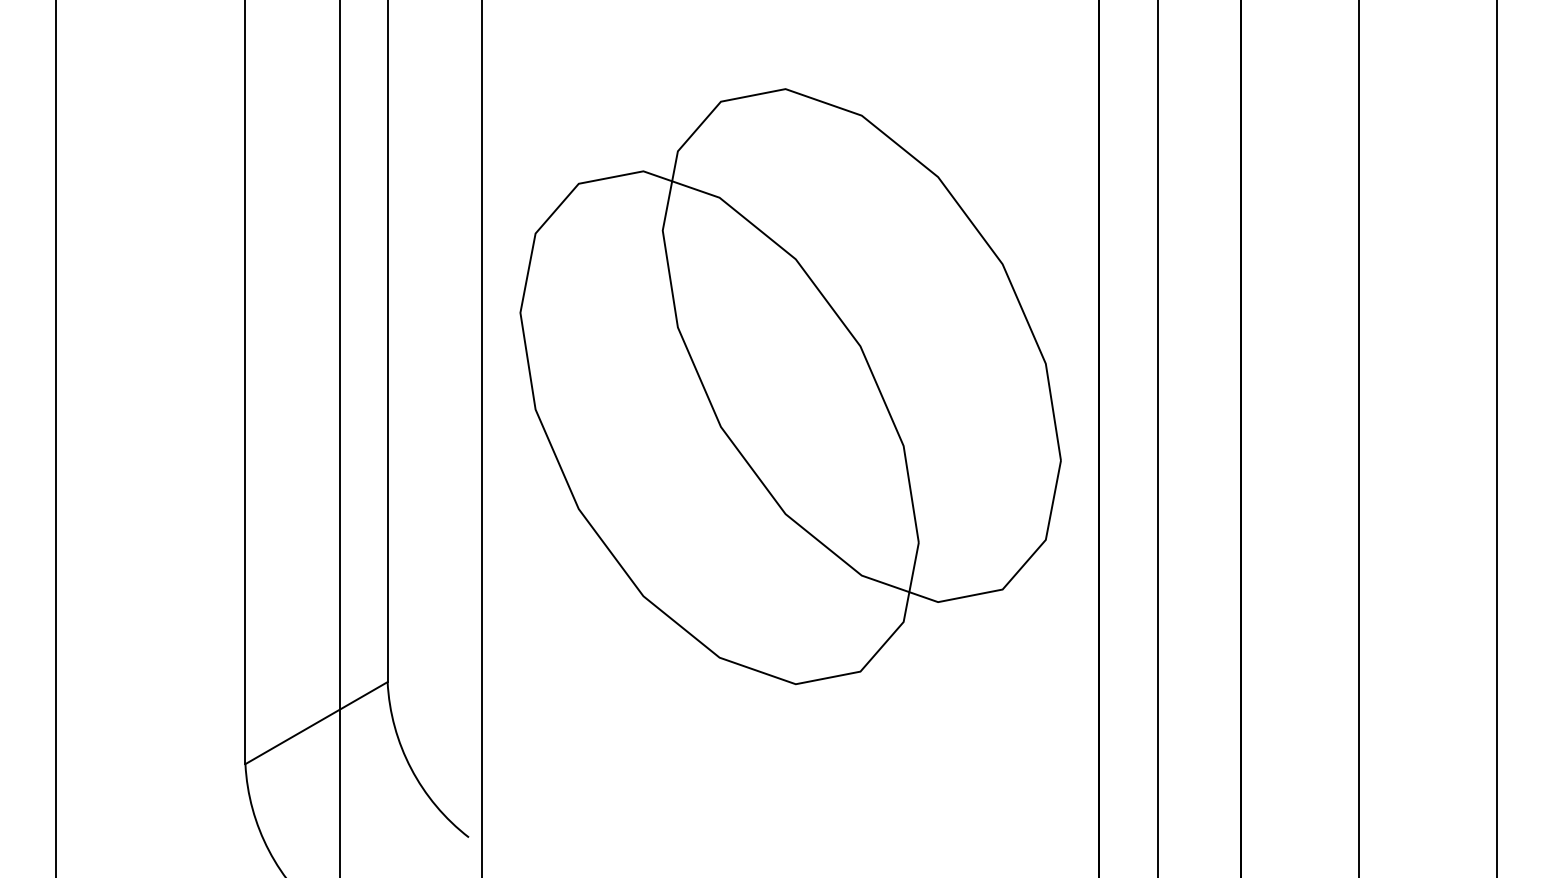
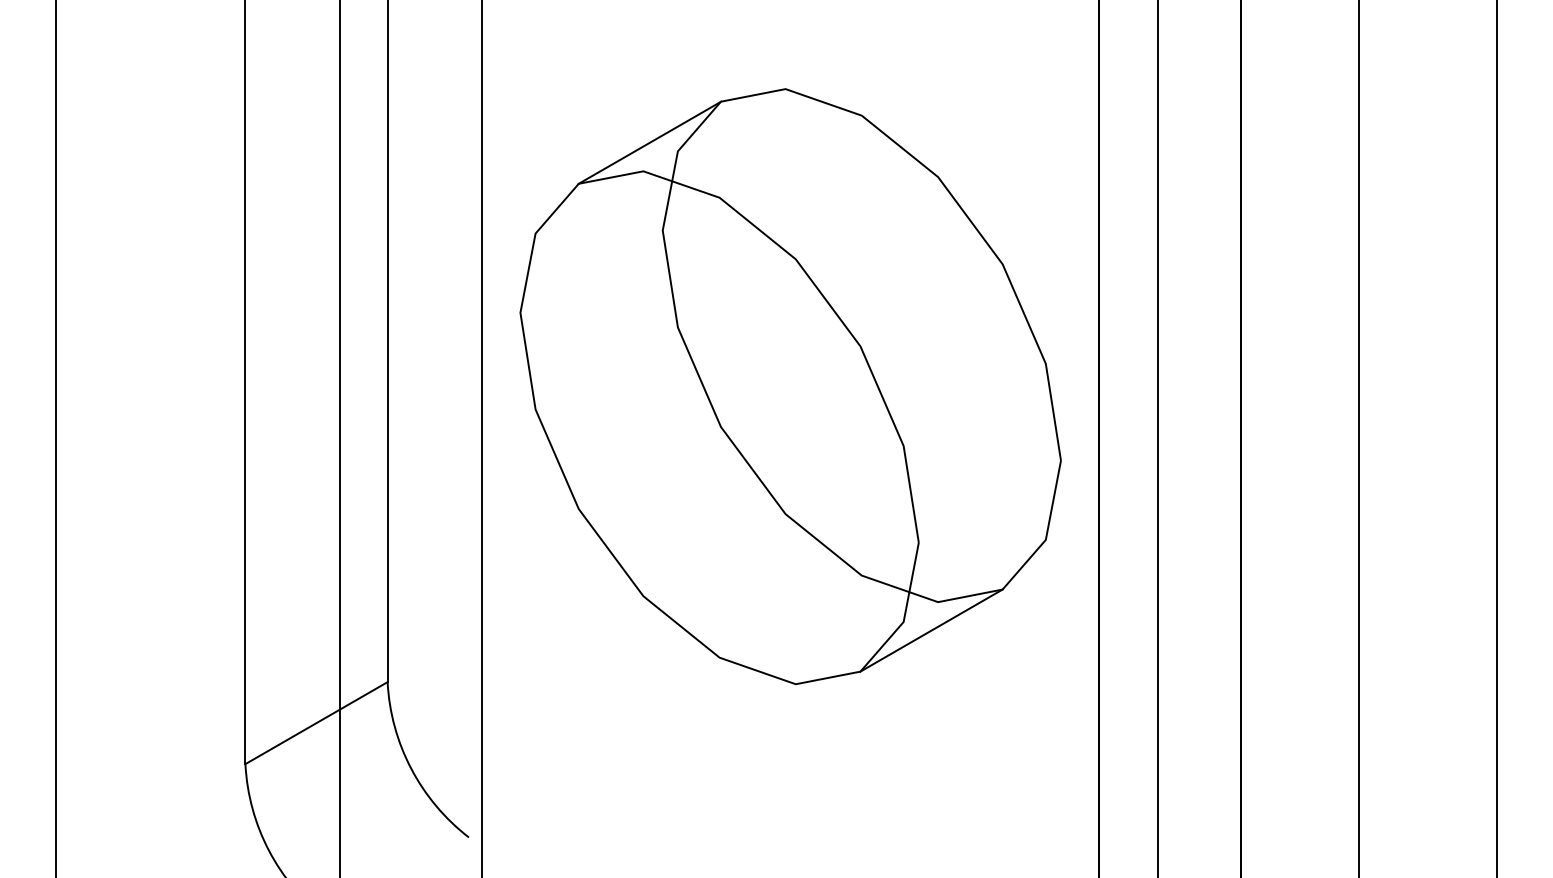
line: none -> present (649, 142)
line: none -> present (931, 630)
